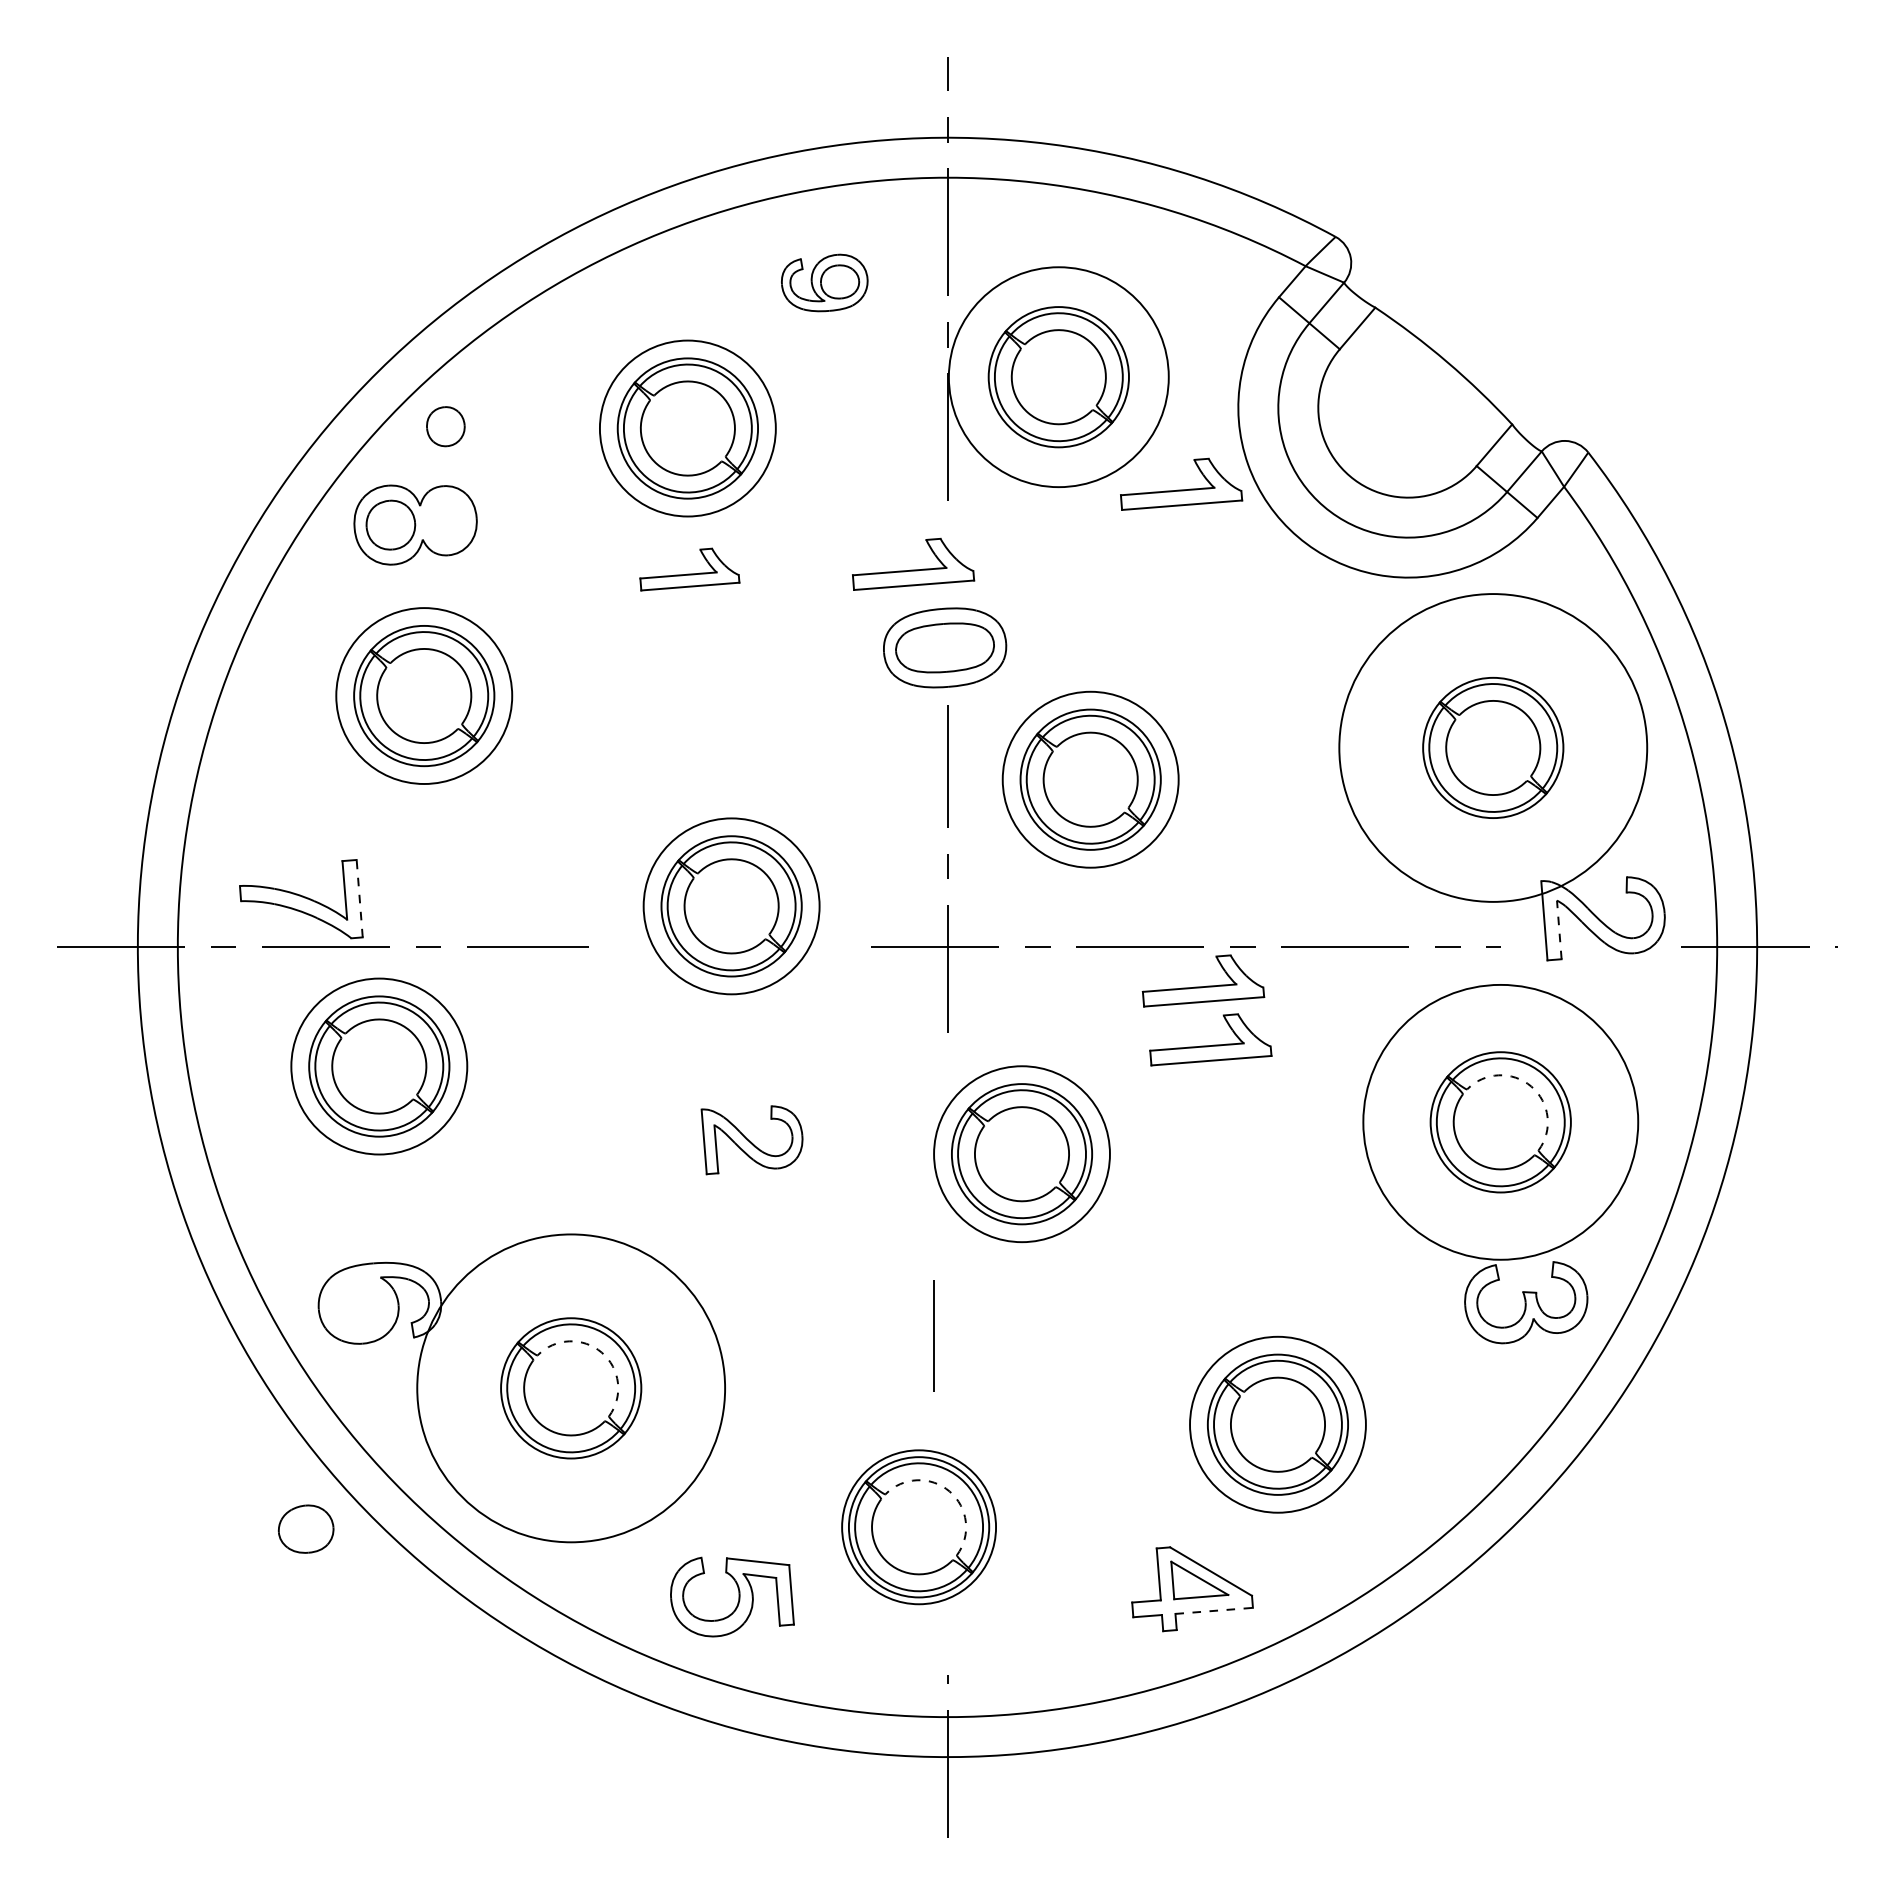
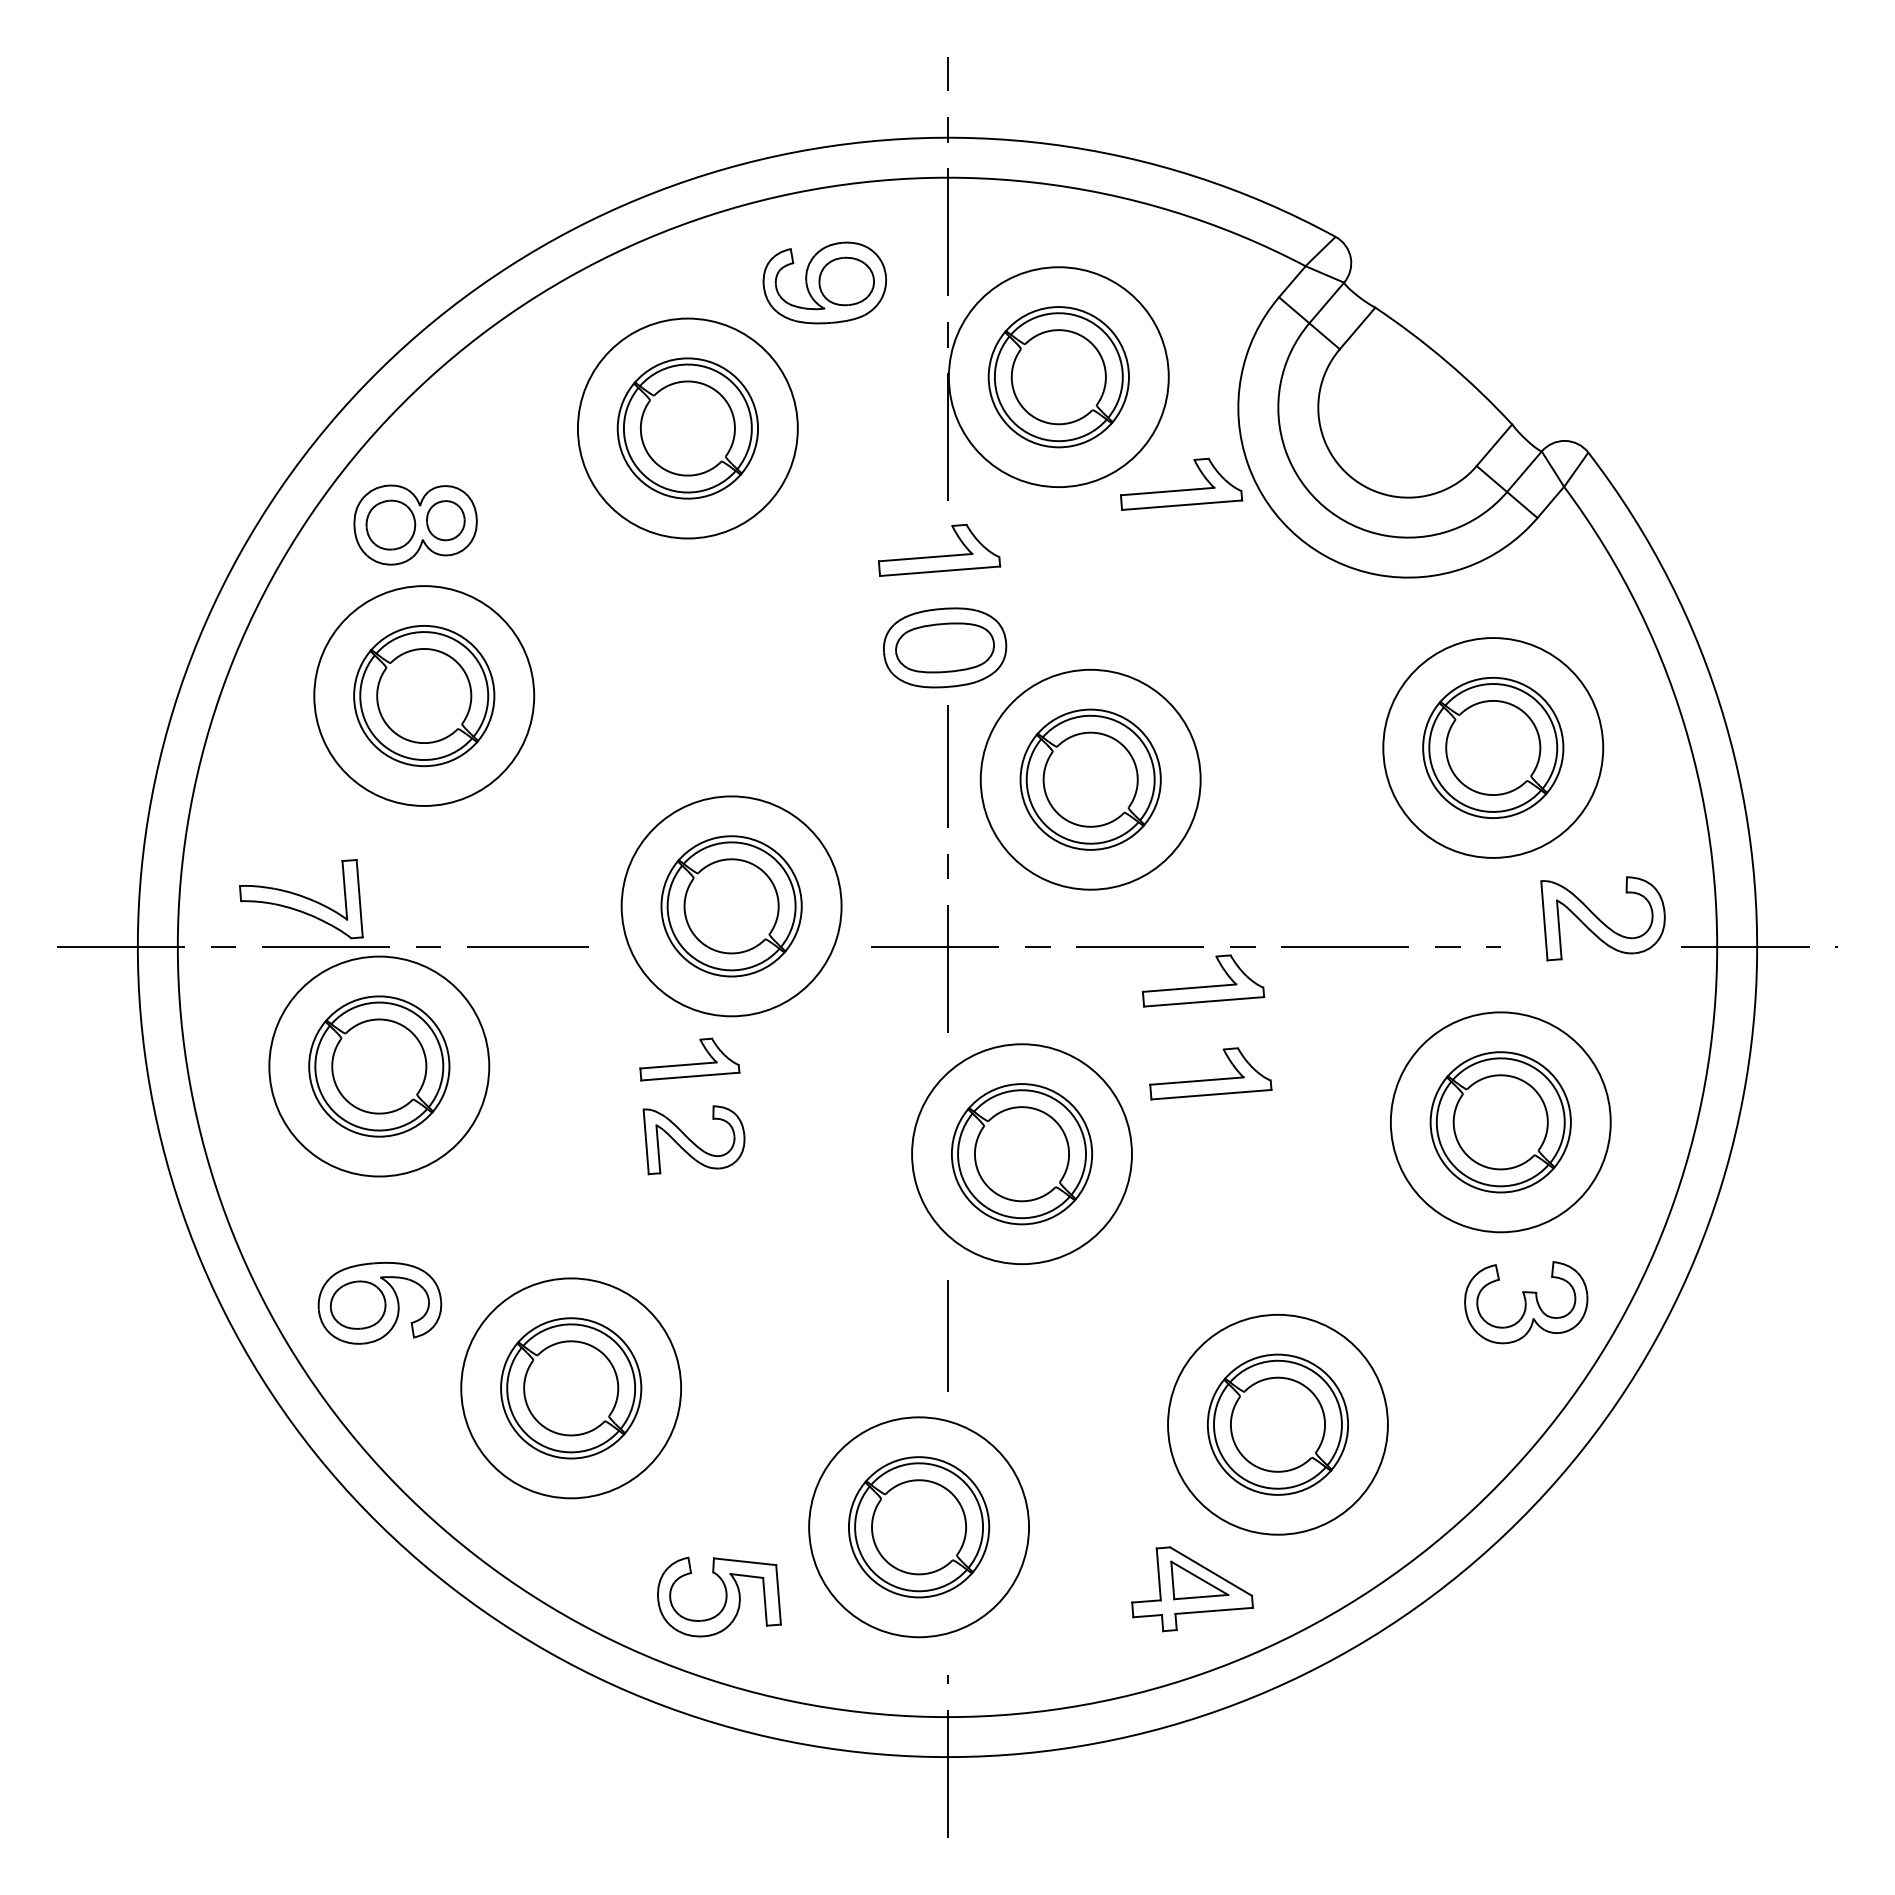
part size: 88x60 px -> 125x84 px (824, 282)
part position: (445, 426) -> (445, 520) (445, 520)
circle diameter: 176 px -> 220 px (687, 428)
part position: (913, 563) -> (939, 549) (939, 549)
part position: (689, 569) -> (689, 1059) (689, 1059)
circle diameter: 176 px -> 220 px (424, 695)
circle diameter: 308 px -> 220 px (1493, 747)
circle diameter: 176 px -> 220 px (1090, 779)
line: dashed -> solid (359, 898)
circle diameter: 176 px -> 220 px (731, 906)
line: dashed -> solid (1559, 929)
part position: (1210, 1039) -> (1210, 1073) (1210, 1073)
circle diameter: 176 px -> 220 px (379, 1066)
arc: dashed -> solid (1531, 1086)
circle diameter: 275 px -> 220 px (1500, 1122)
part position: (751, 1140) -> (693, 1140) (693, 1140)
circle diameter: 176 px -> 220 px (1021, 1154)
line position: (933, 1335) -> (947, 1335) (947, 1335)
arc: dashed -> solid (601, 1352)
circle diameter: 308 px -> 220 px (571, 1388)
circle diameter: 176 px -> 220 px (1277, 1424)
arc: dashed -> solid (949, 1491)
circle diameter: 154 px -> 220 px (919, 1527)
part position: (305, 1528) -> (357, 1304) (357, 1304)
part position: (732, 1596) -> (719, 1596) (719, 1596)
line: dashed -> solid (1214, 1610)
